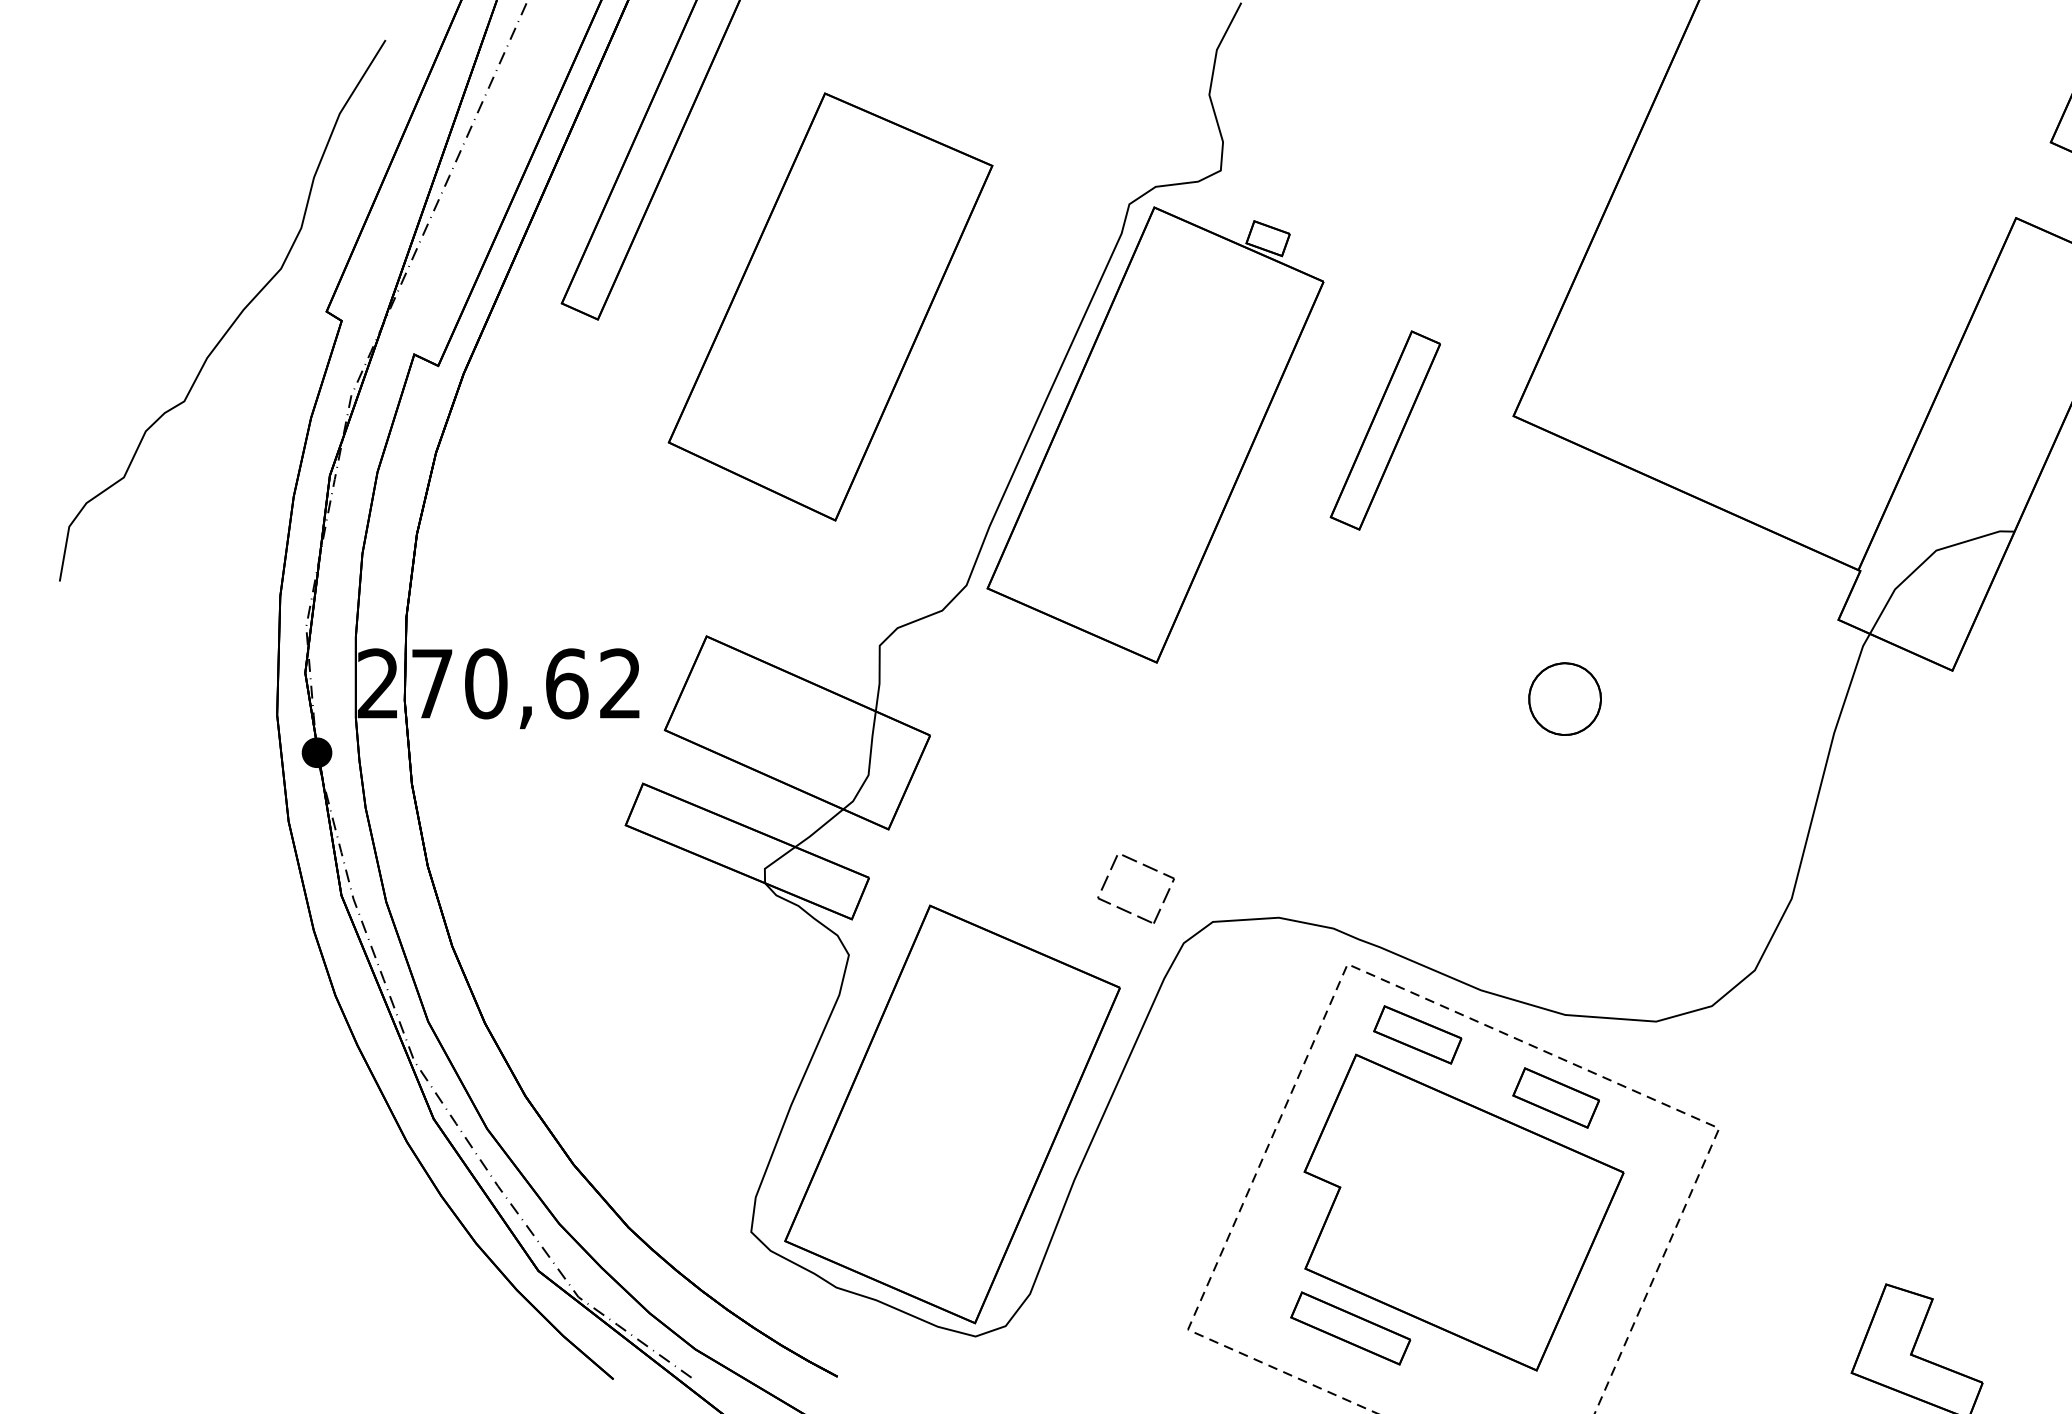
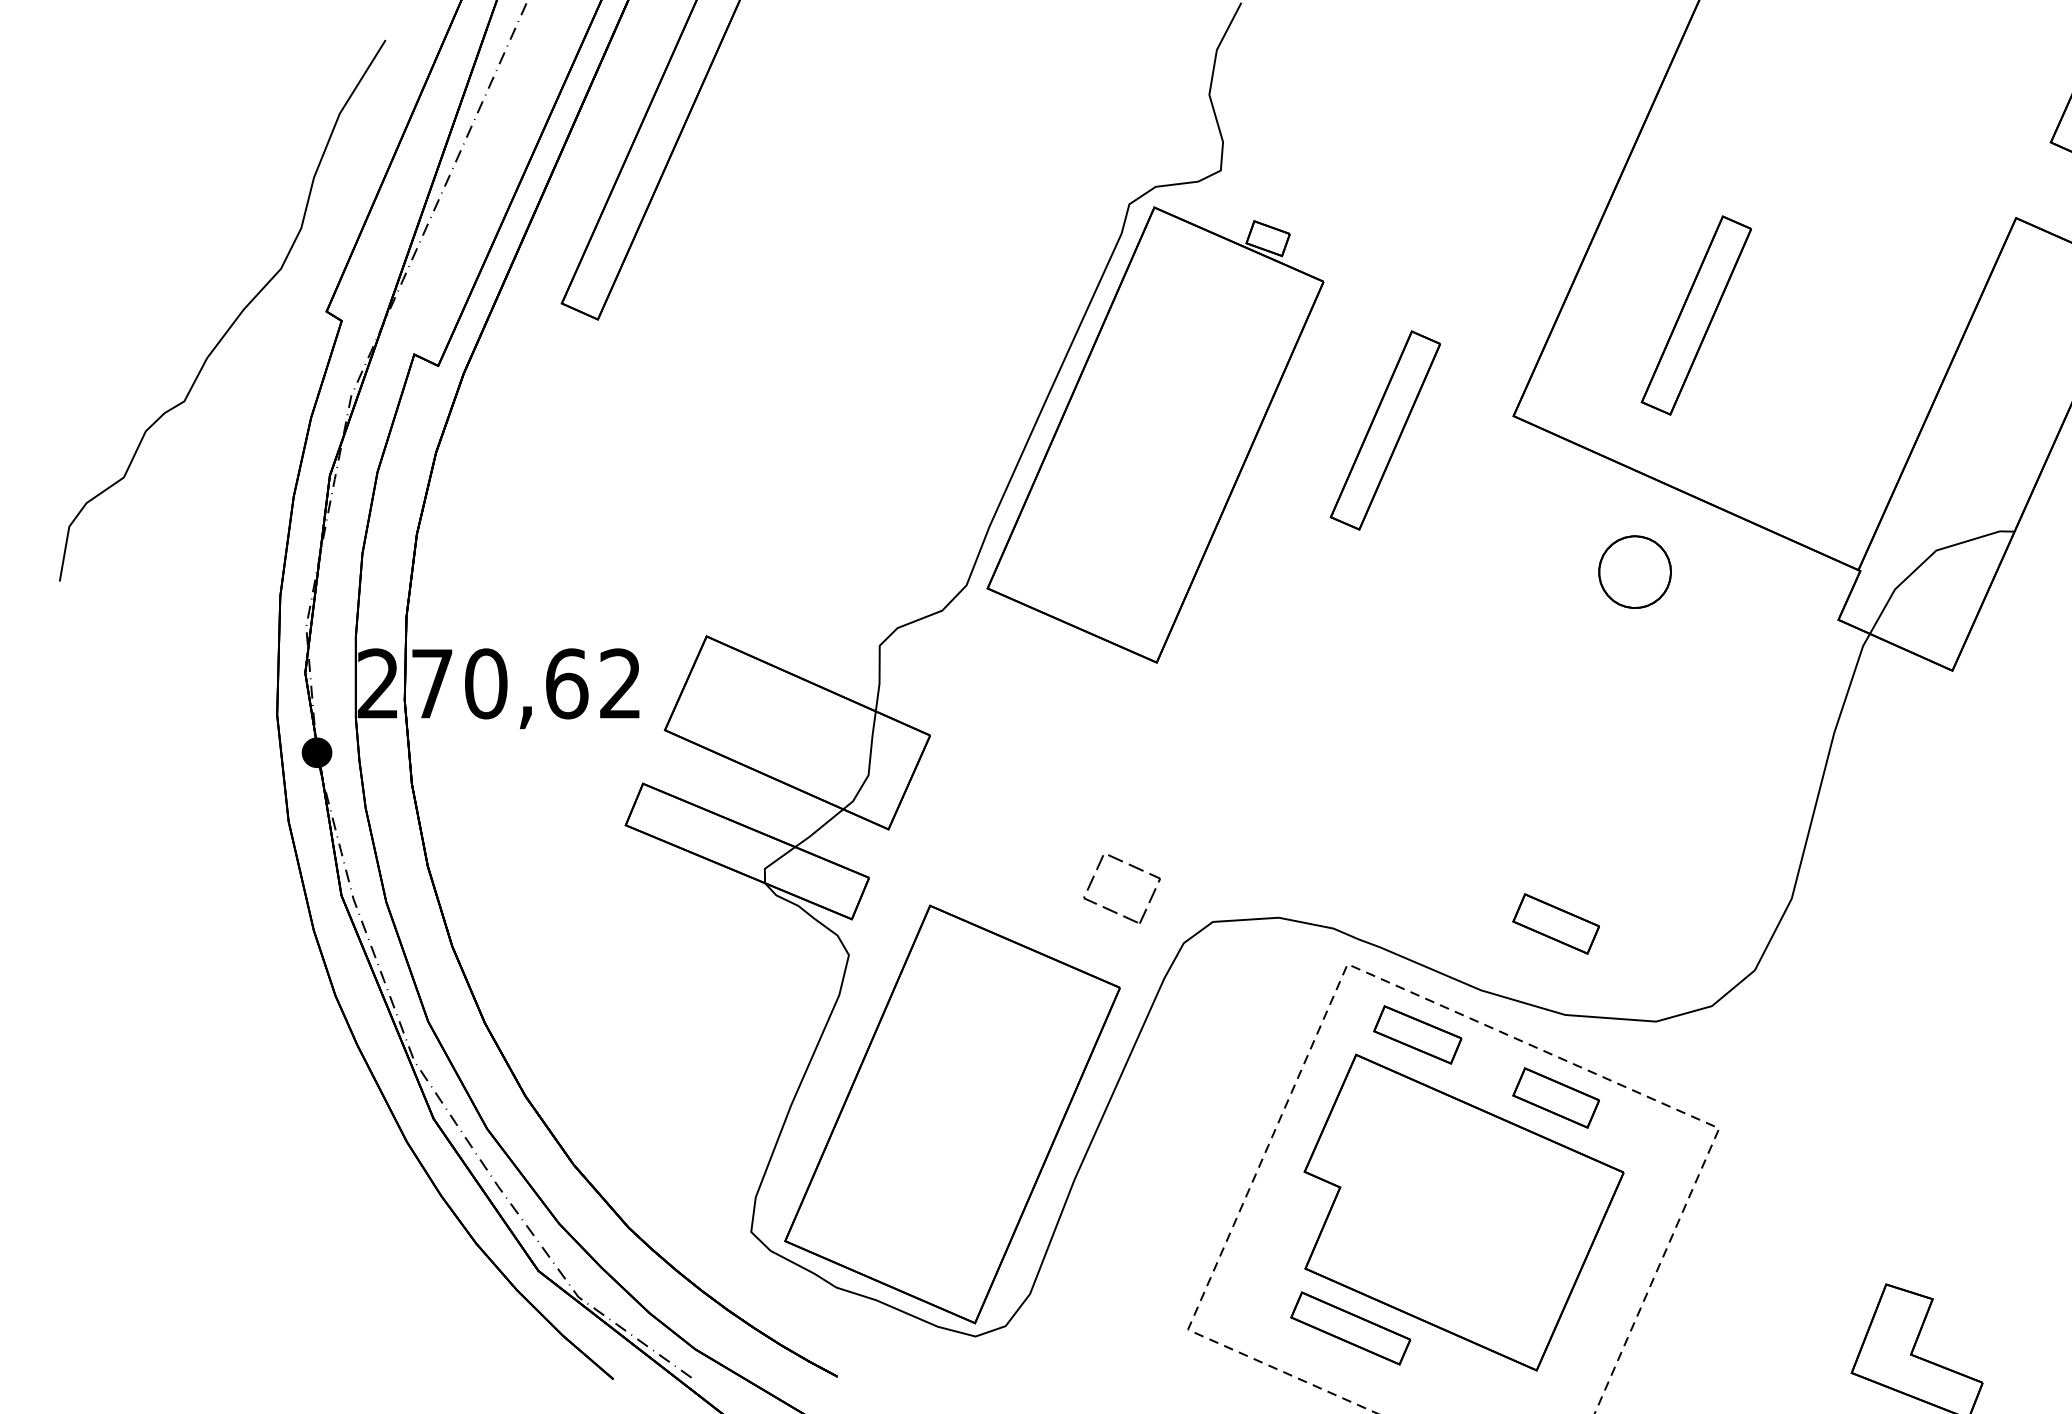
part: present -> none (830, 306)
part: none -> present (1695, 315)
part position: (1564, 698) -> (1634, 571) (1634, 571)
part position: (1125, 909) -> (1111, 909) (1111, 909)
part: none -> present (1555, 923)
